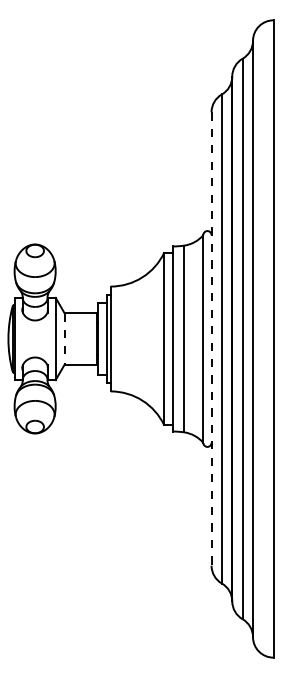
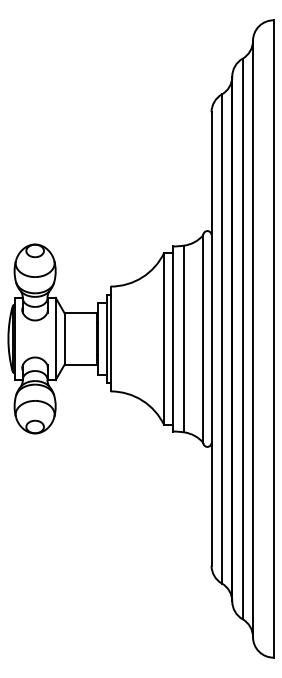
line: dashed -> solid (64, 338)
line: dashed -> solid (211, 338)
